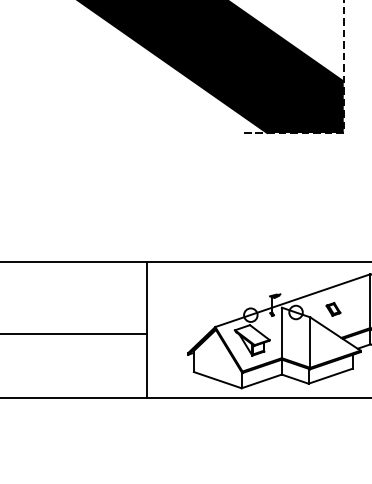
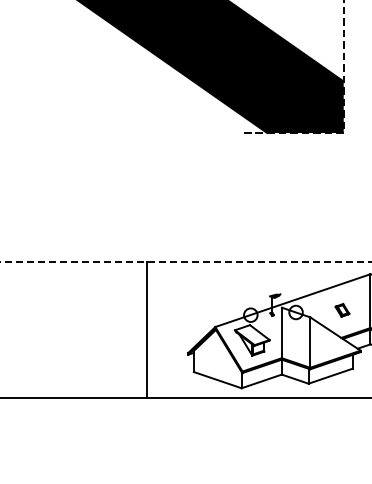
line: solid -> dashed (185, 261)
part position: (333, 308) -> (342, 309) (342, 309)
line: present -> none (74, 334)
